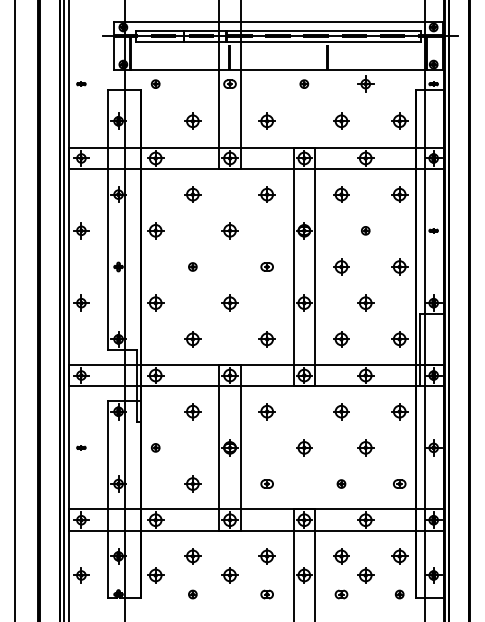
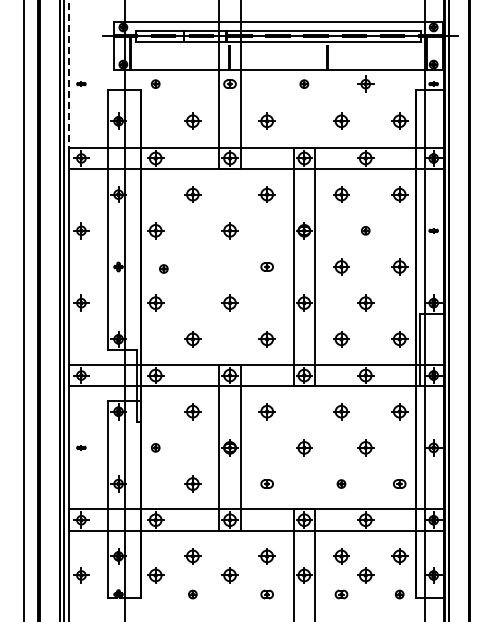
line: solid -> dashed (69, 85)
part position: (192, 266) -> (163, 268) (163, 268)
line position: (14, 310) -> (23, 310) (23, 310)
